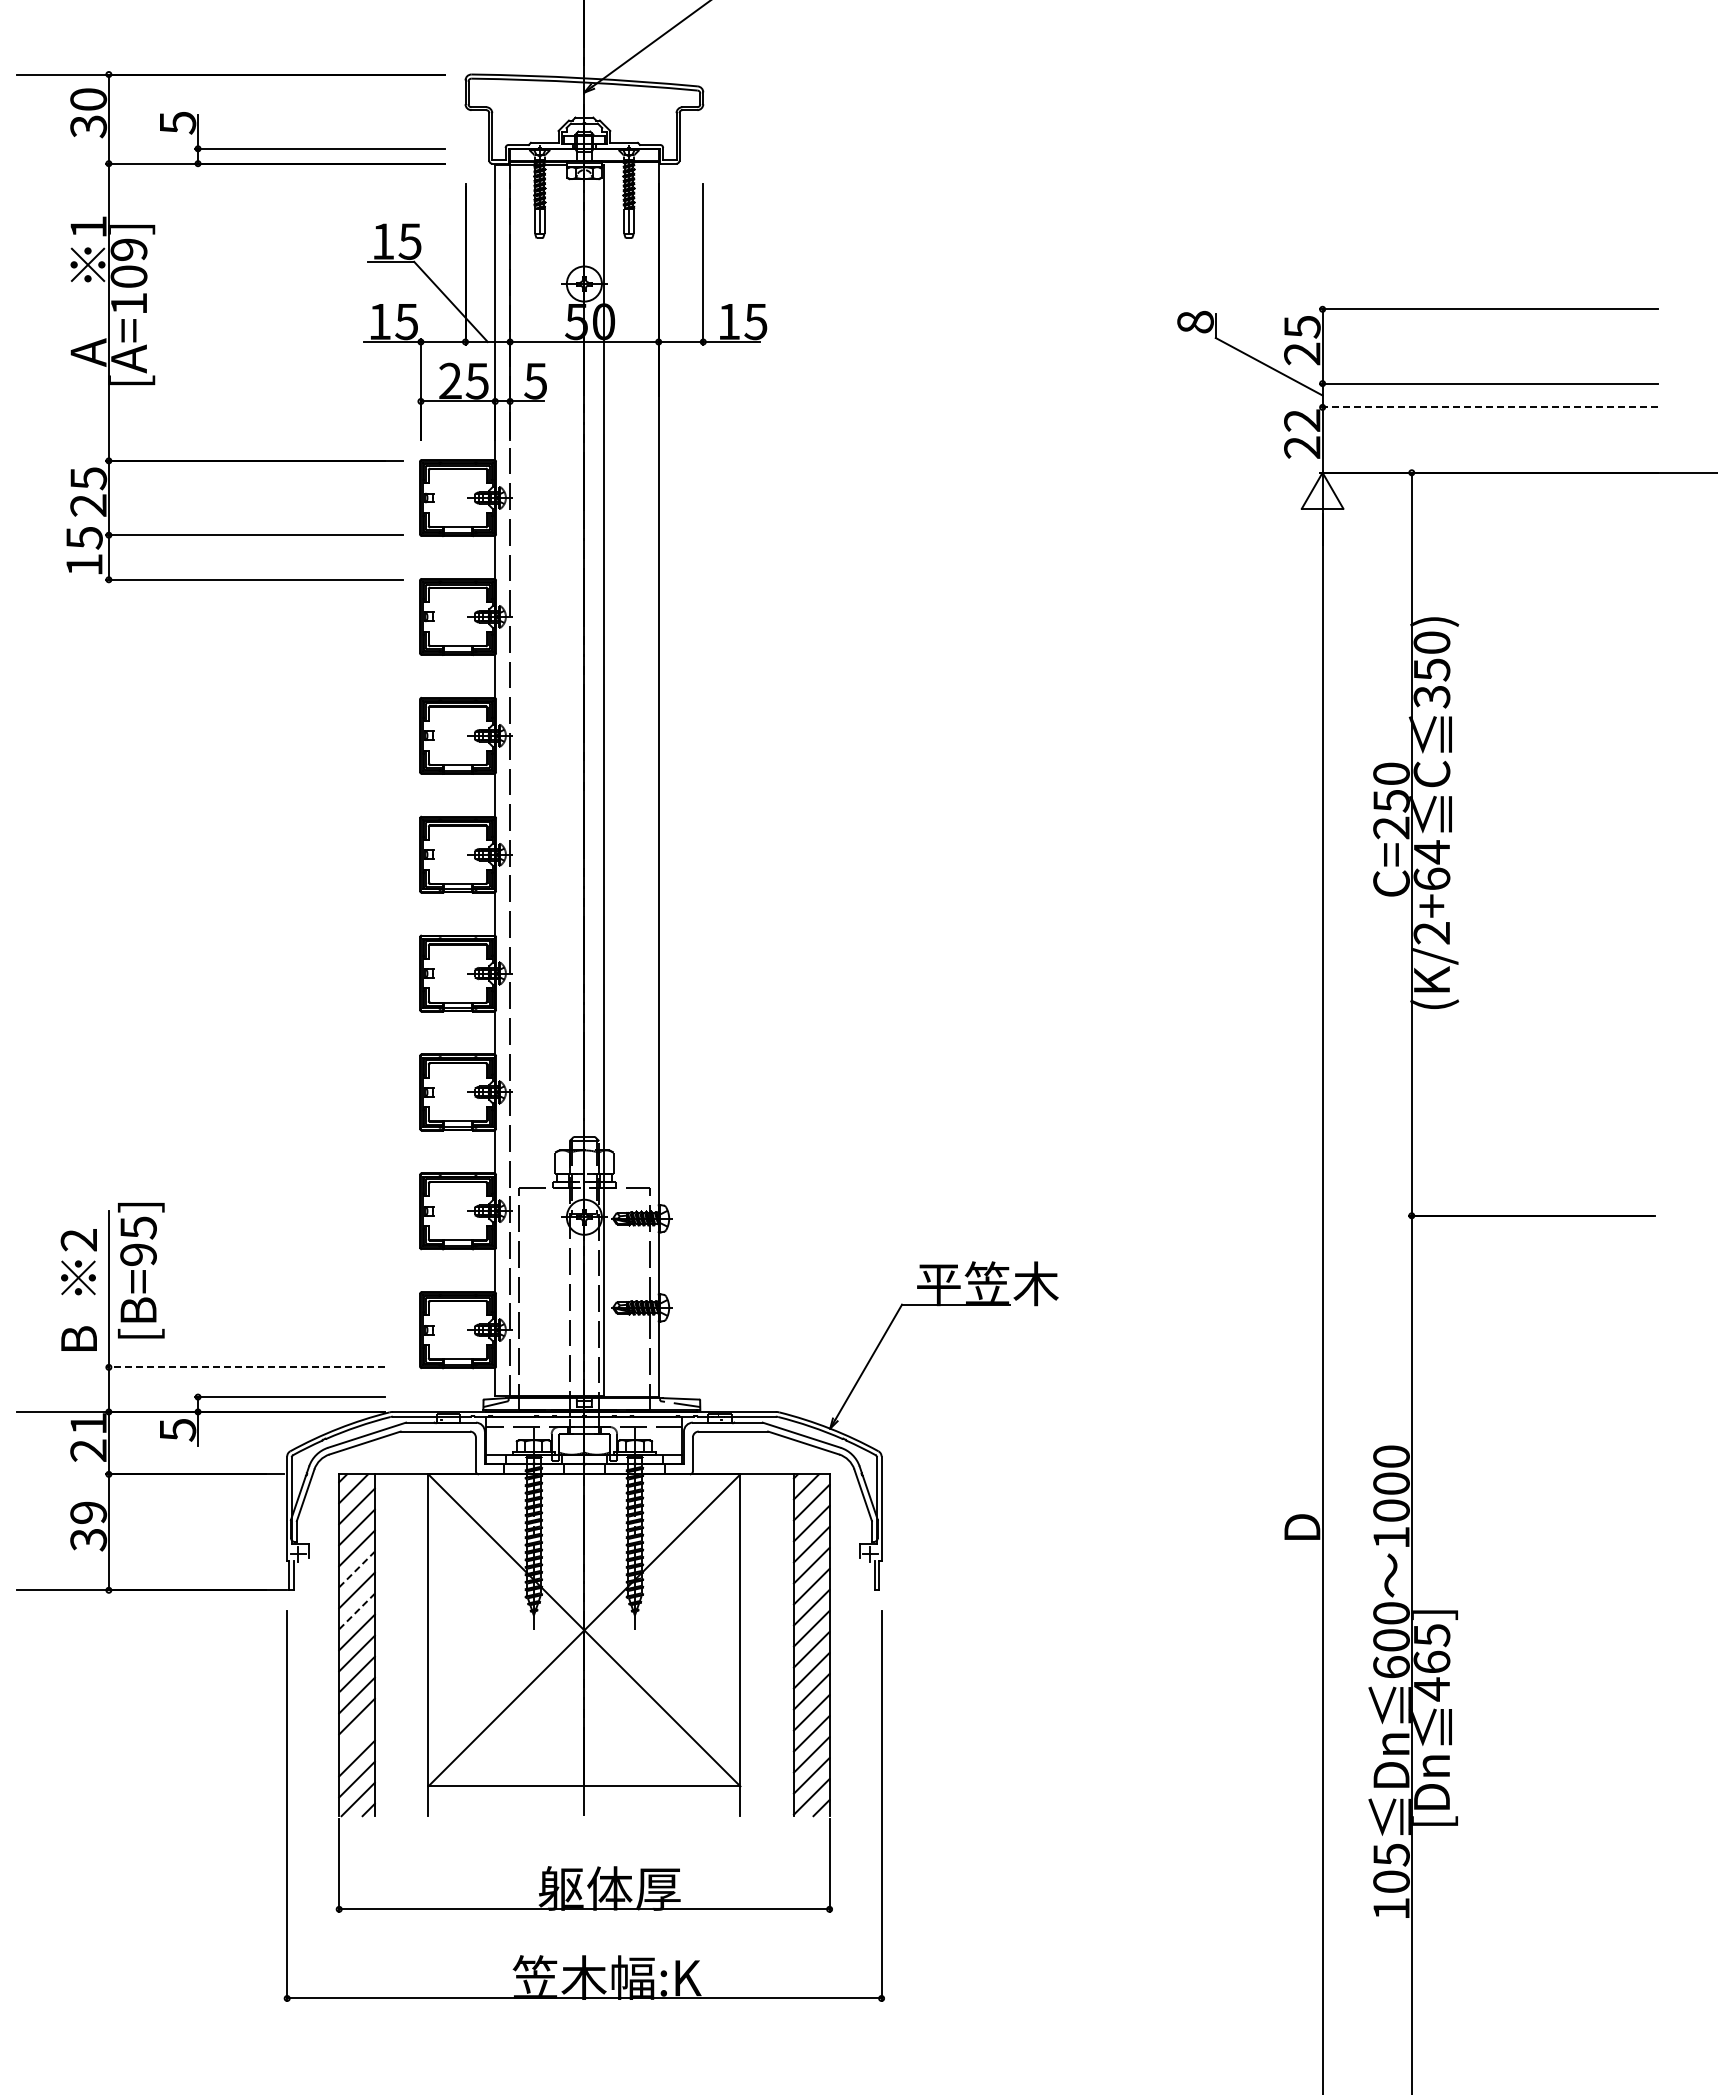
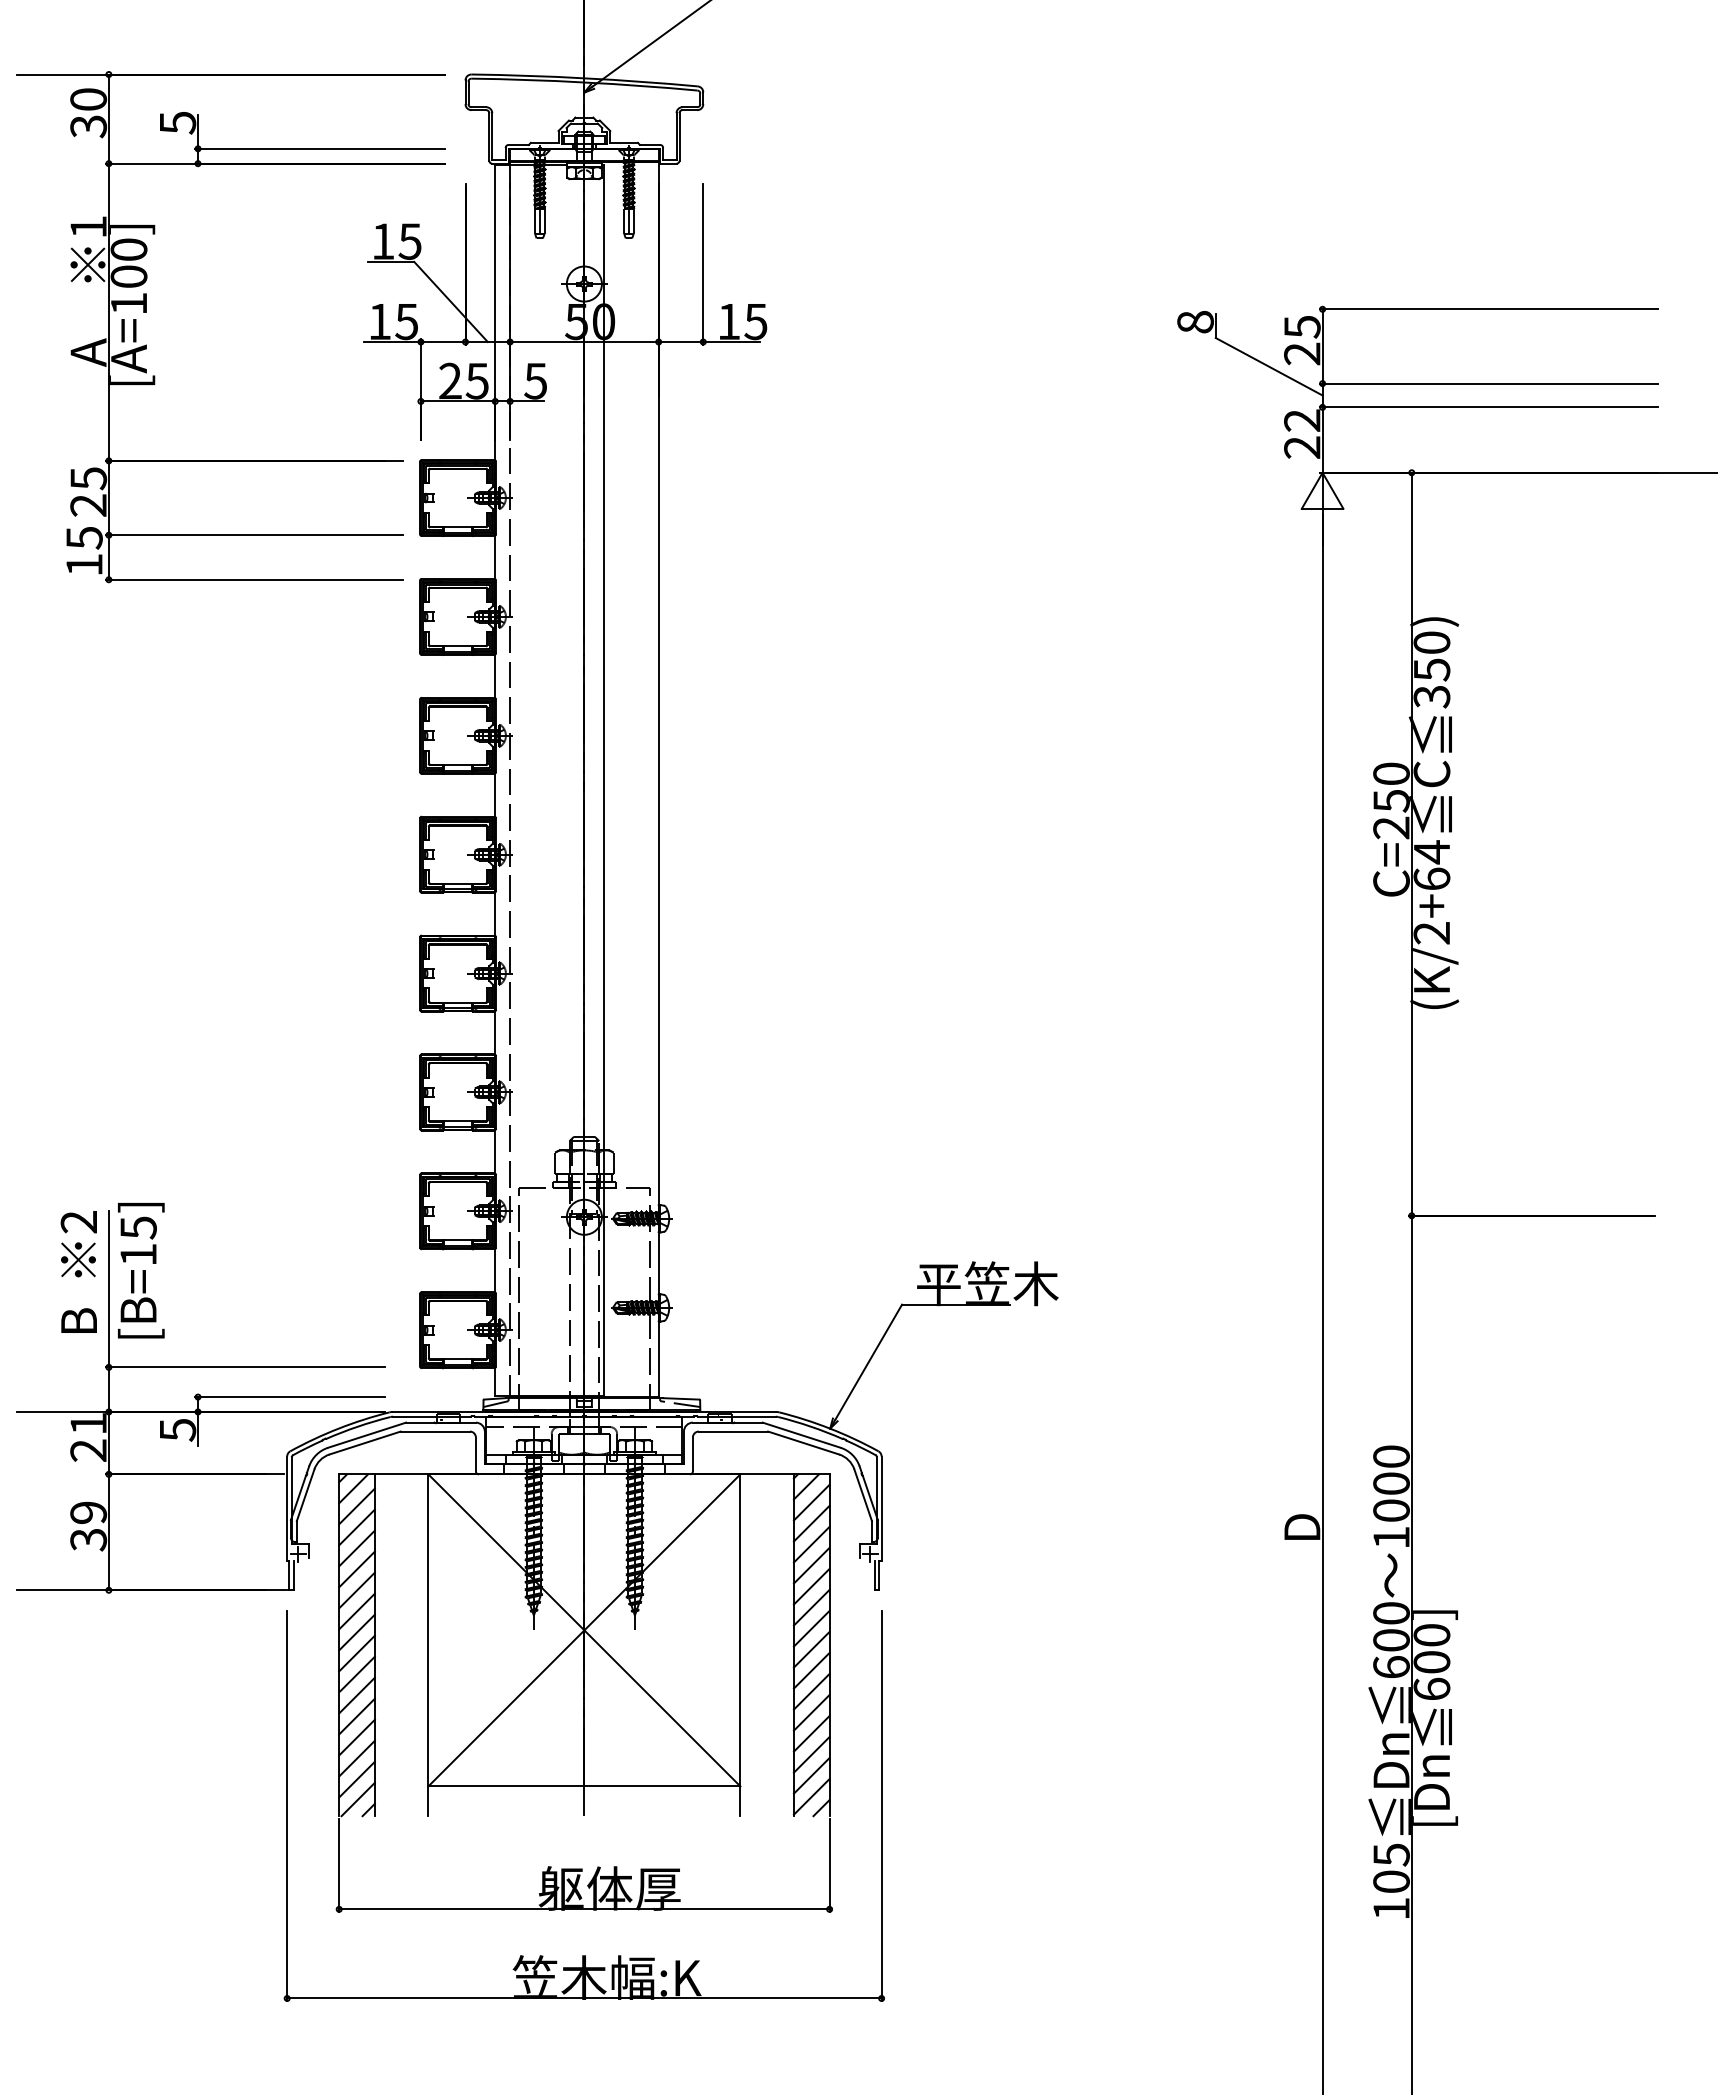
text: [A=109] -> [A=100] (128, 249)
line: dashed -> solid (1488, 407)
text: [B=95] -> [B=15] (138, 1254)
text position: (78, 1289) -> (78, 1271) (78, 1271)
line: dashed -> solid (245, 1367)
line: dashed -> solid (357, 1569)
line: dashed -> solid (357, 1611)
text: 465] -> 600] (1431, 1662)
line: none -> present (356, 1737)
